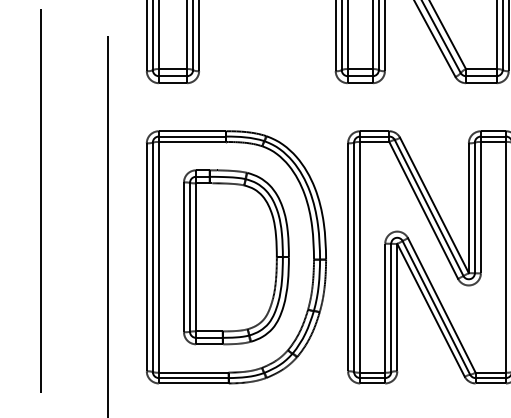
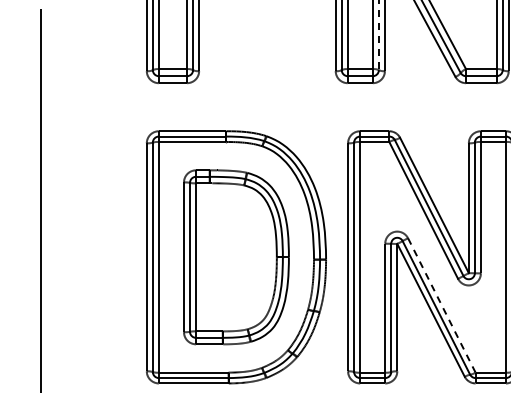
line: solid -> dashed (378, 35)
line: present -> none (108, 208)
line: solid -> dashed (442, 305)
